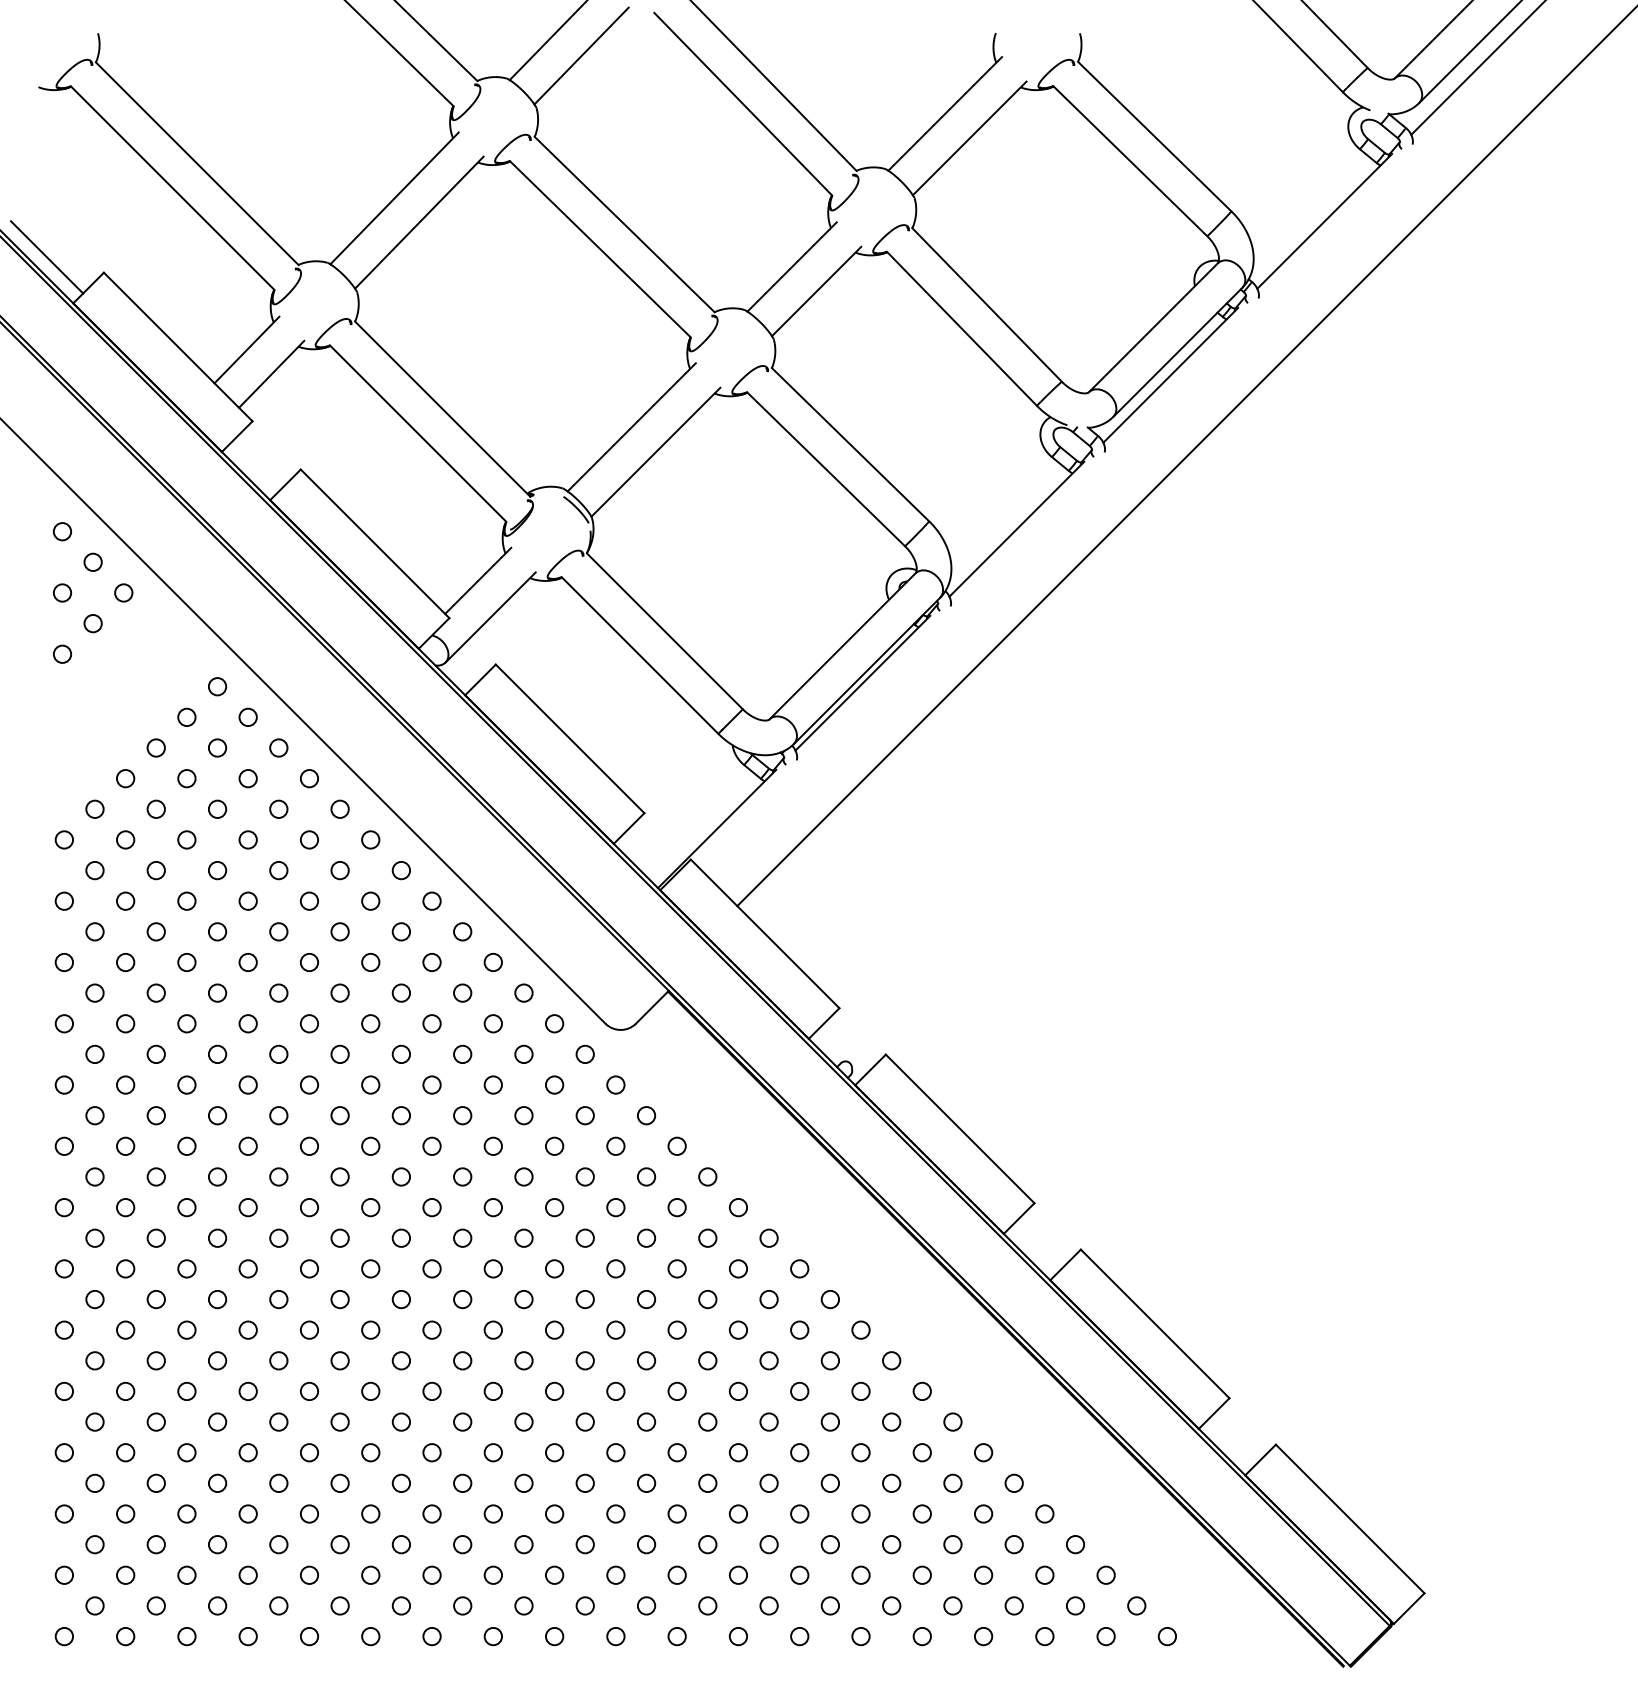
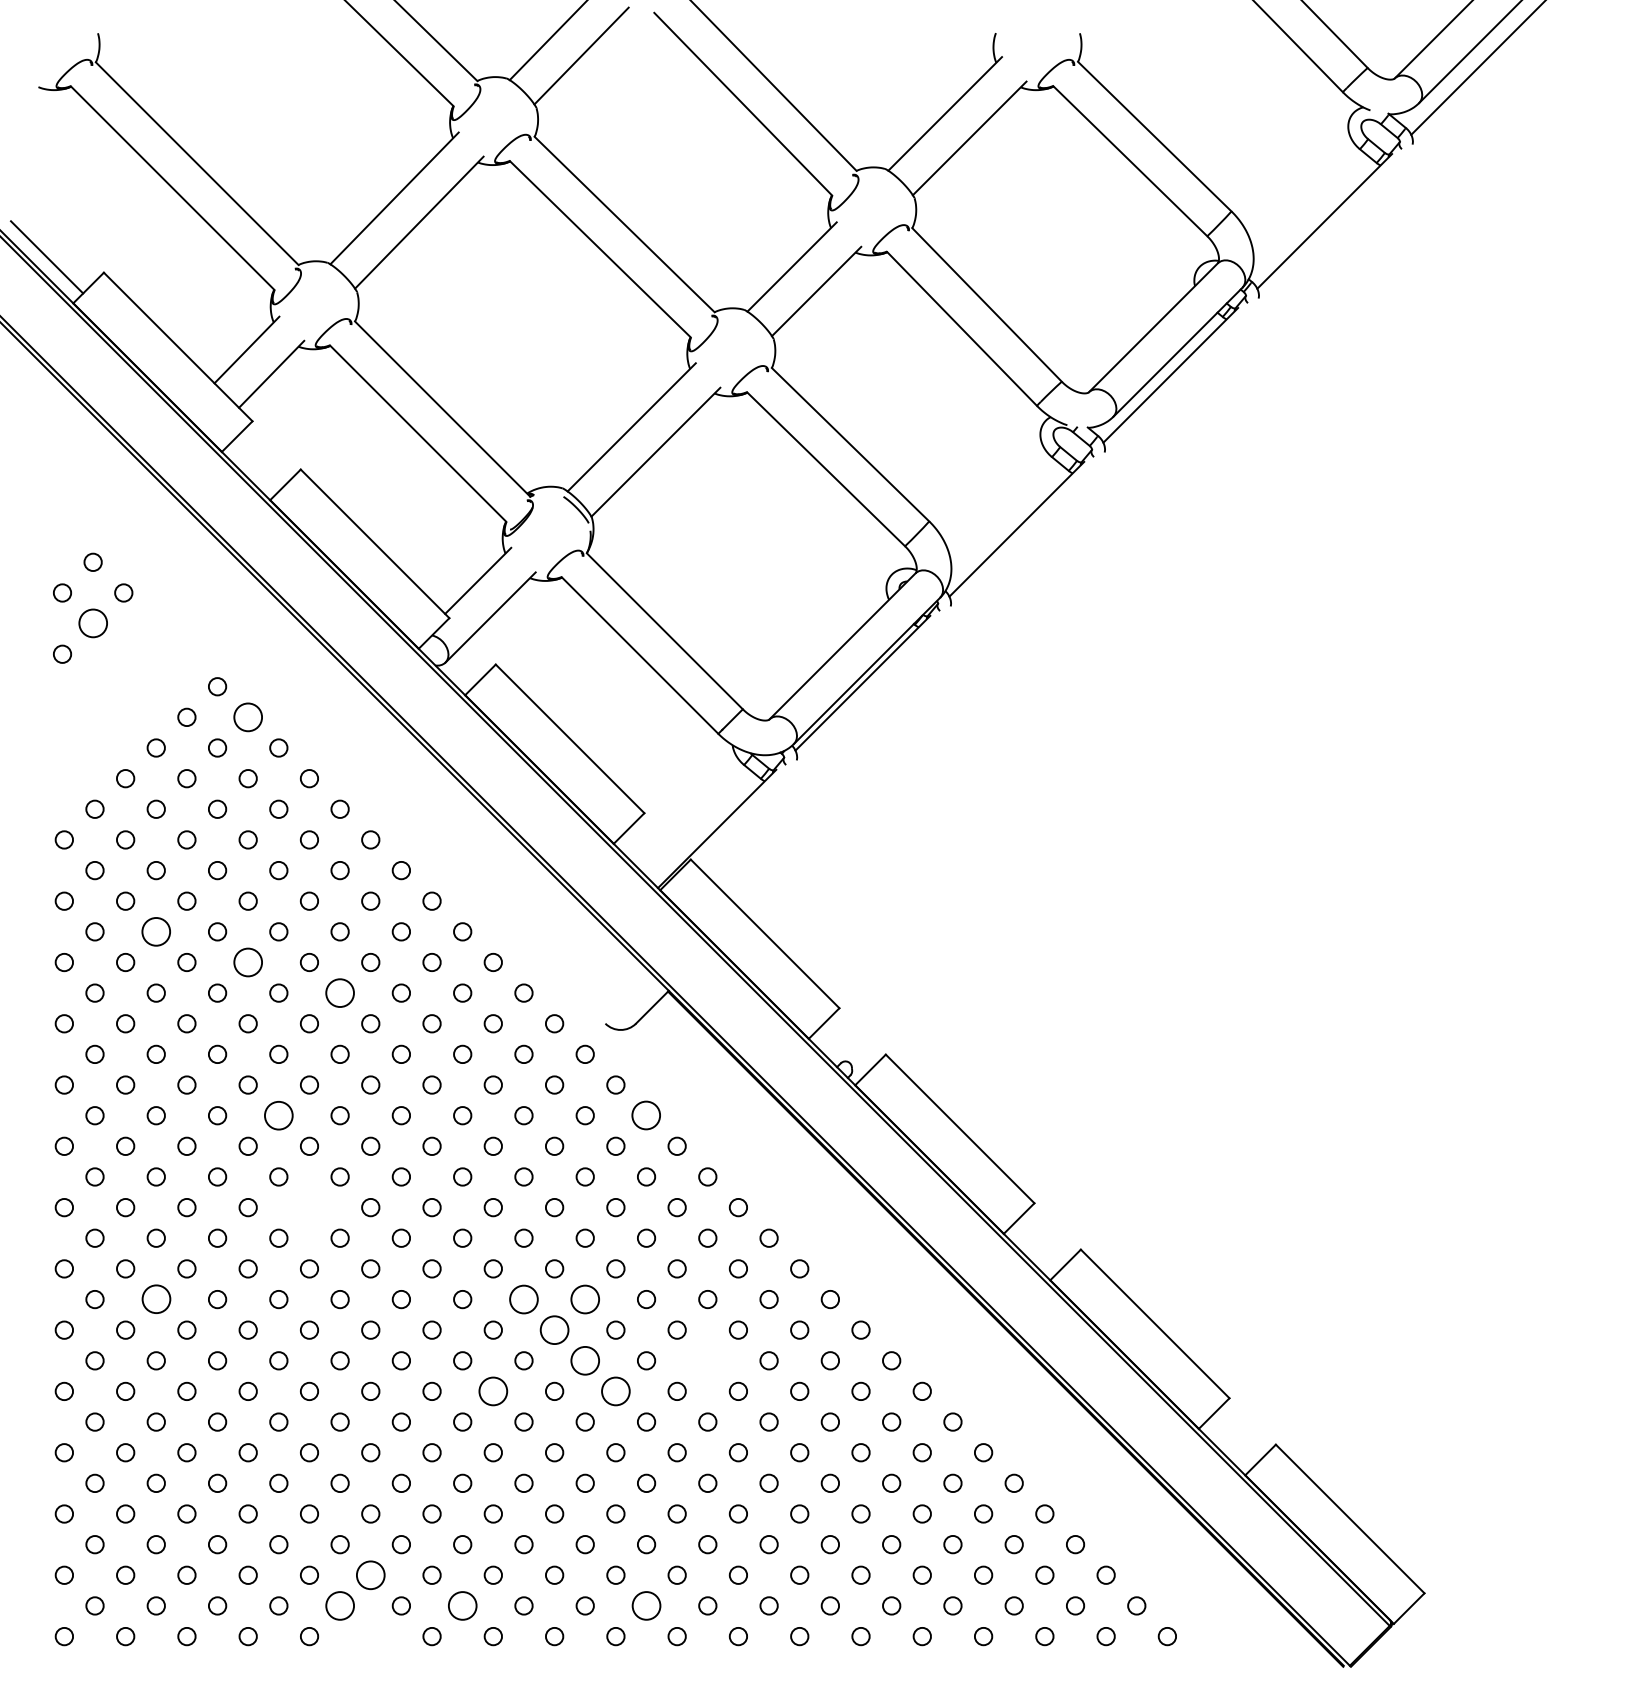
line: present -> none (1185, 457)
circle: present -> none (62, 531)
circle size: 20x20 px -> 30x31 px (92, 623)
circle diameter: 17 px -> 28 px (248, 717)
line: present -> none (303, 721)
circle diameter: 17 px -> 28 px (156, 931)
circle diameter: 17 px -> 28 px (248, 962)
circle diameter: 17 px -> 28 px (339, 993)
circle diameter: 17 px -> 28 px (278, 1115)
circle size: 20x20 px -> 30x31 px (645, 1115)
circle: present -> none (309, 1207)
circle size: 20x20 px -> 31x30 px (156, 1298)
circle diameter: 17 px -> 28 px (523, 1299)
circle diameter: 17 px -> 28 px (585, 1299)
circle diameter: 17 px -> 28 px (554, 1330)
circle diameter: 17 px -> 28 px (585, 1360)
circle: present -> none (707, 1360)
circle diameter: 17 px -> 28 px (493, 1391)
circle diameter: 17 px -> 28 px (615, 1391)
circle diameter: 17 px -> 28 px (370, 1575)
circle diameter: 17 px -> 28 px (340, 1605)
circle diameter: 17 px -> 28 px (462, 1605)
circle diameter: 17 px -> 28 px (646, 1605)
circle: present -> none (370, 1636)
